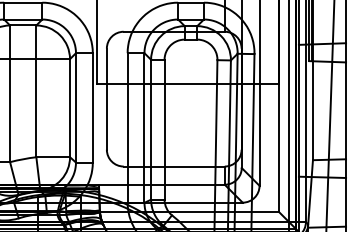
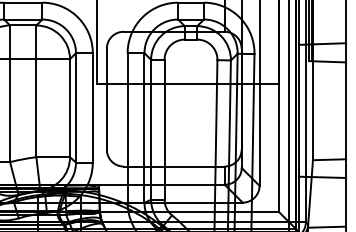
line: present -> none (330, 115)
